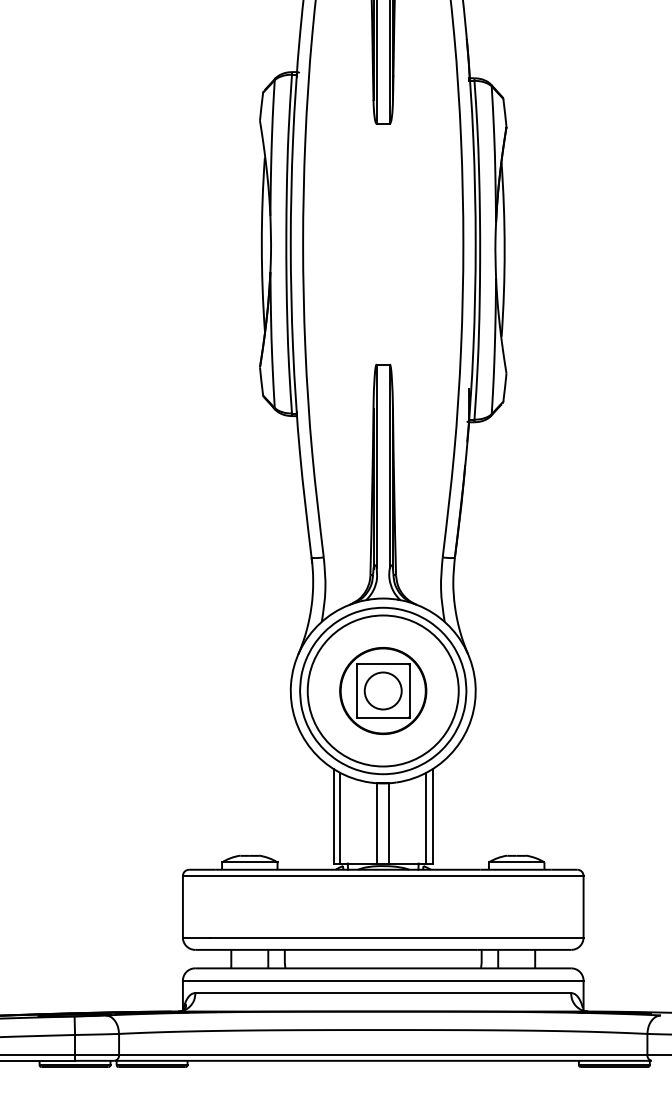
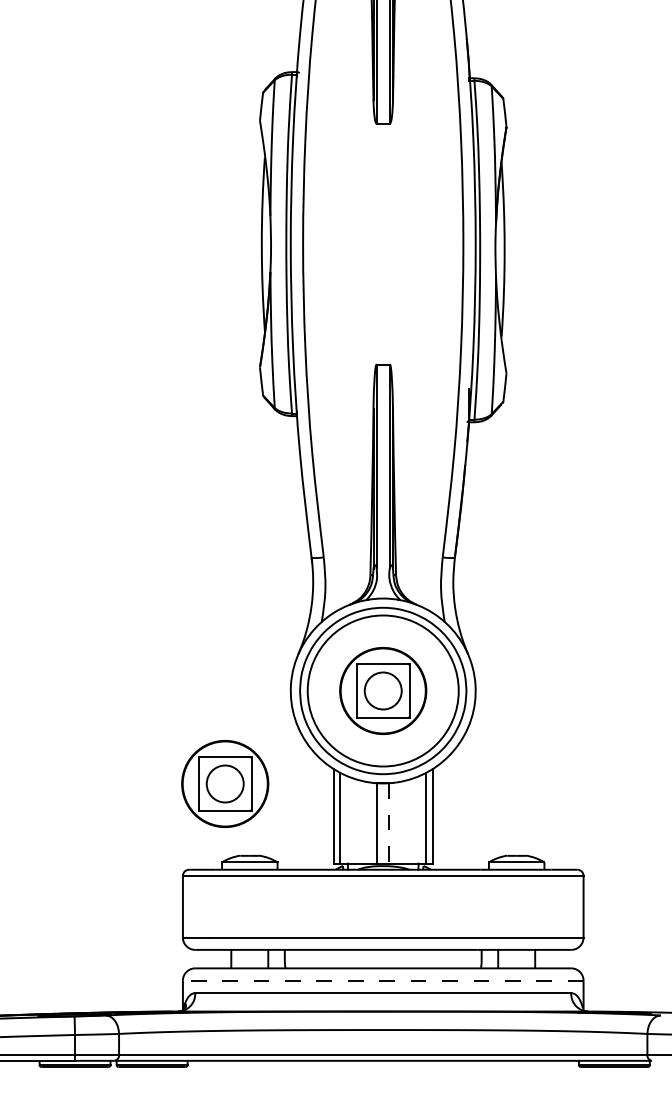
part: none -> present (225, 783)
line: solid -> dashed (389, 823)
line: solid -> dashed (382, 980)
